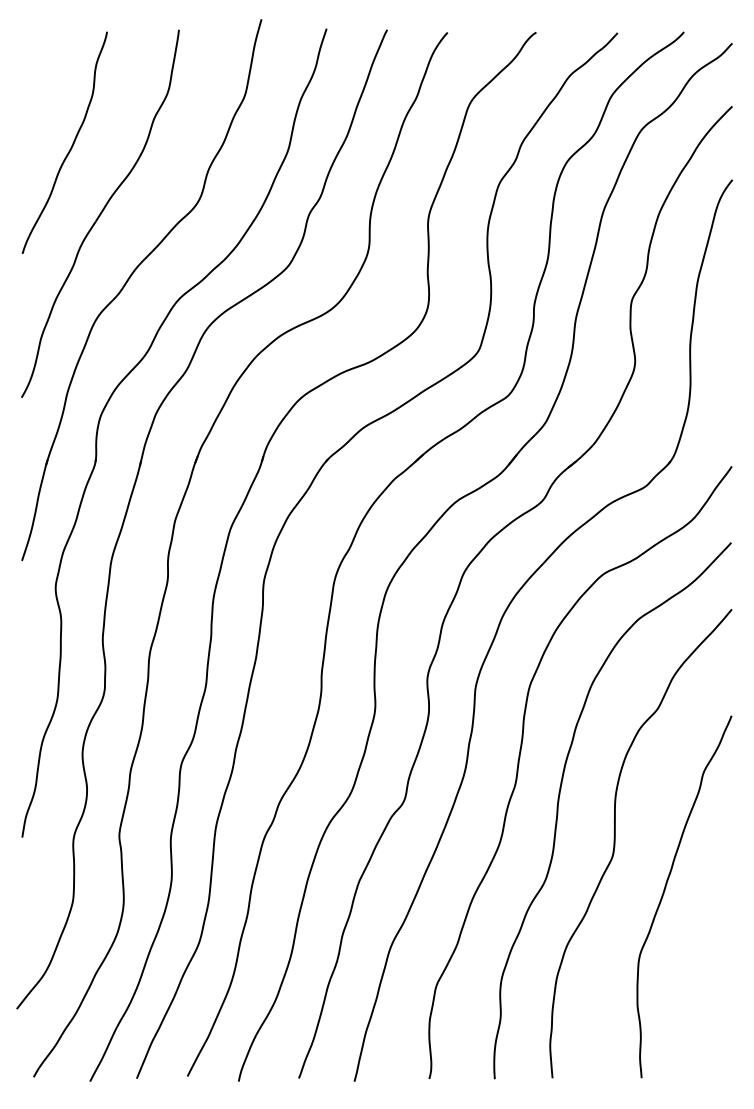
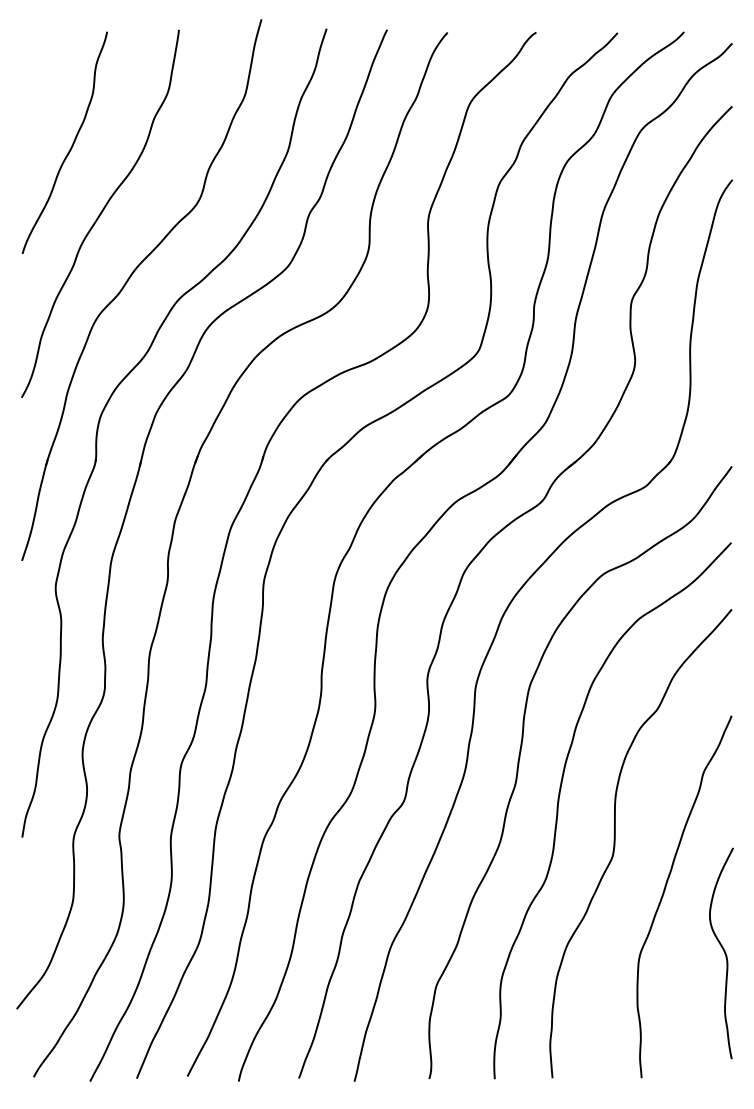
curve: none -> present (723, 951)
